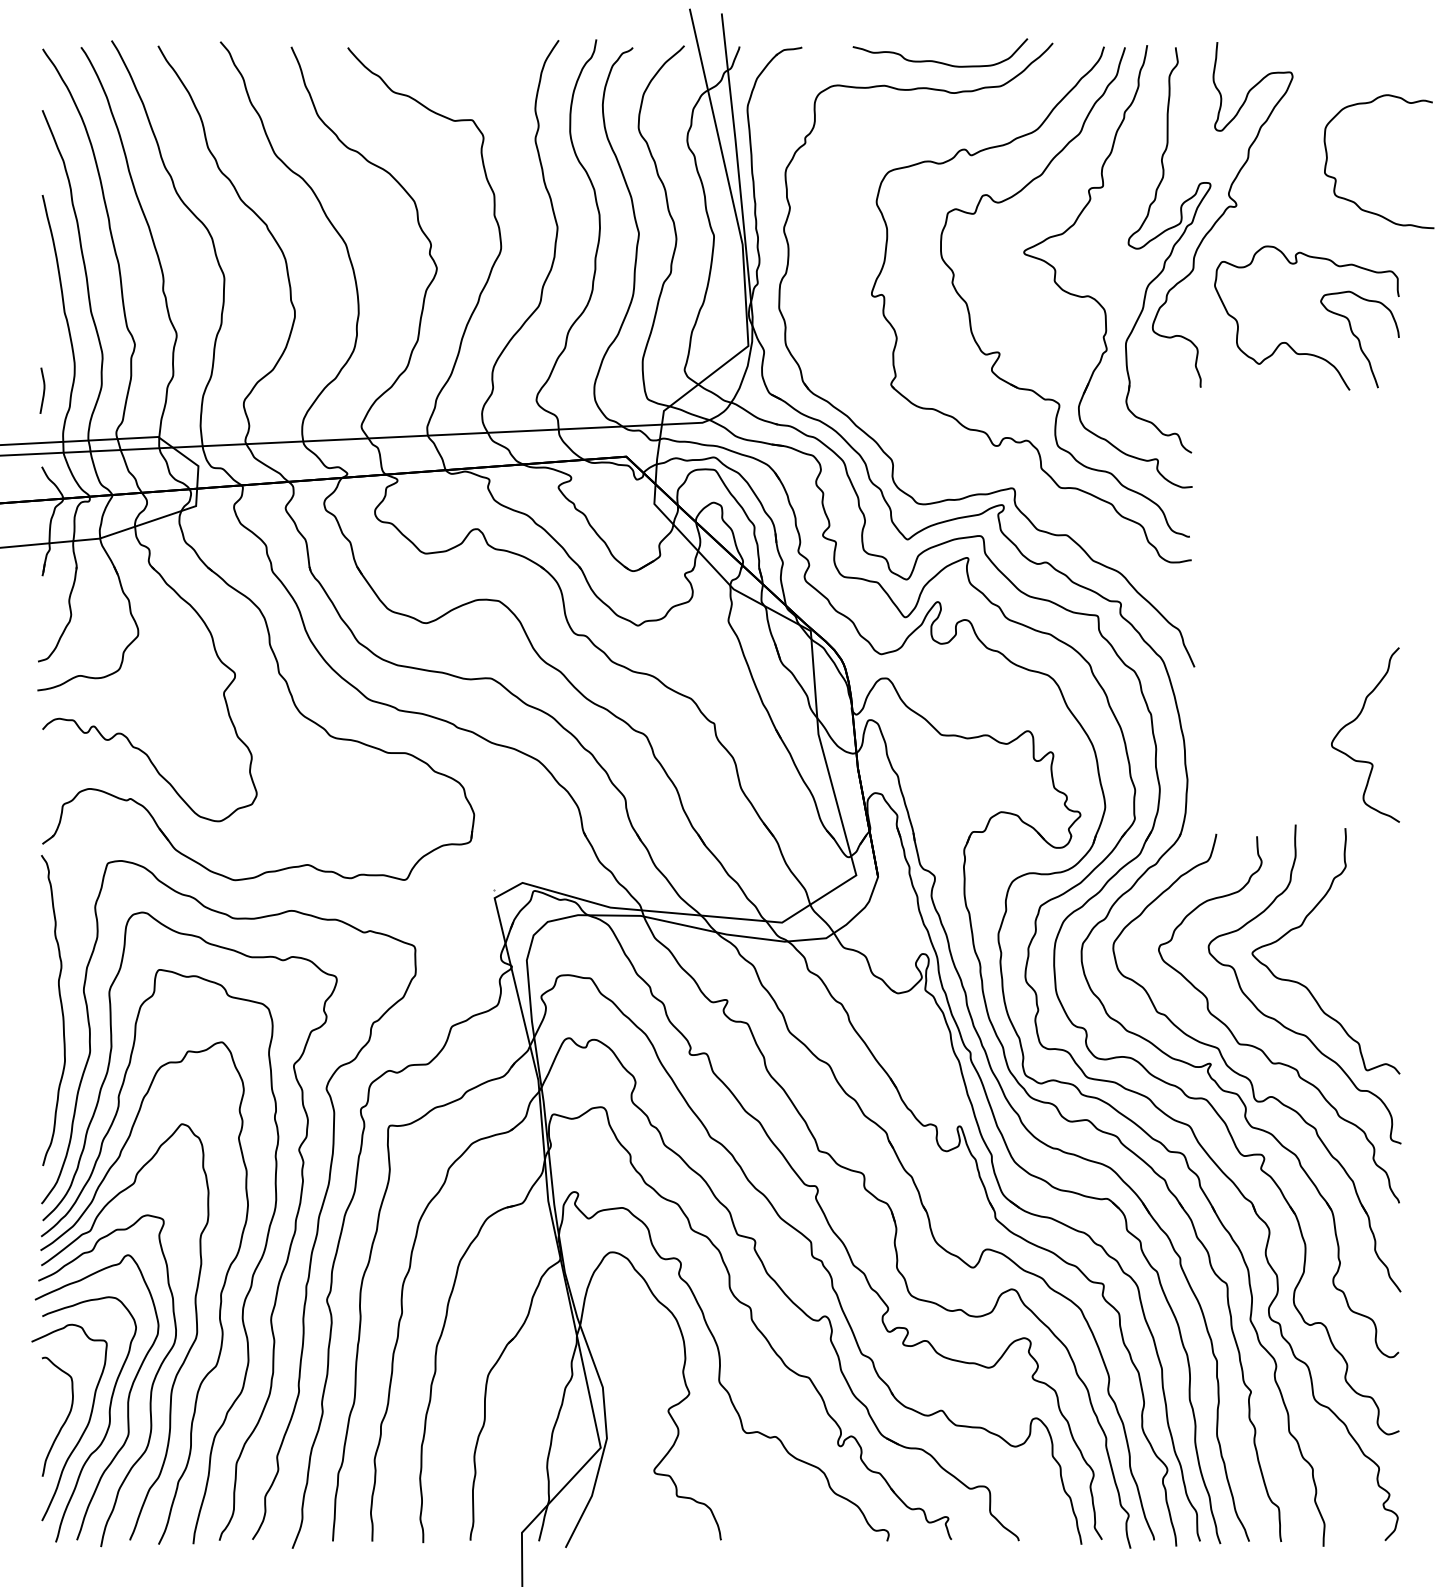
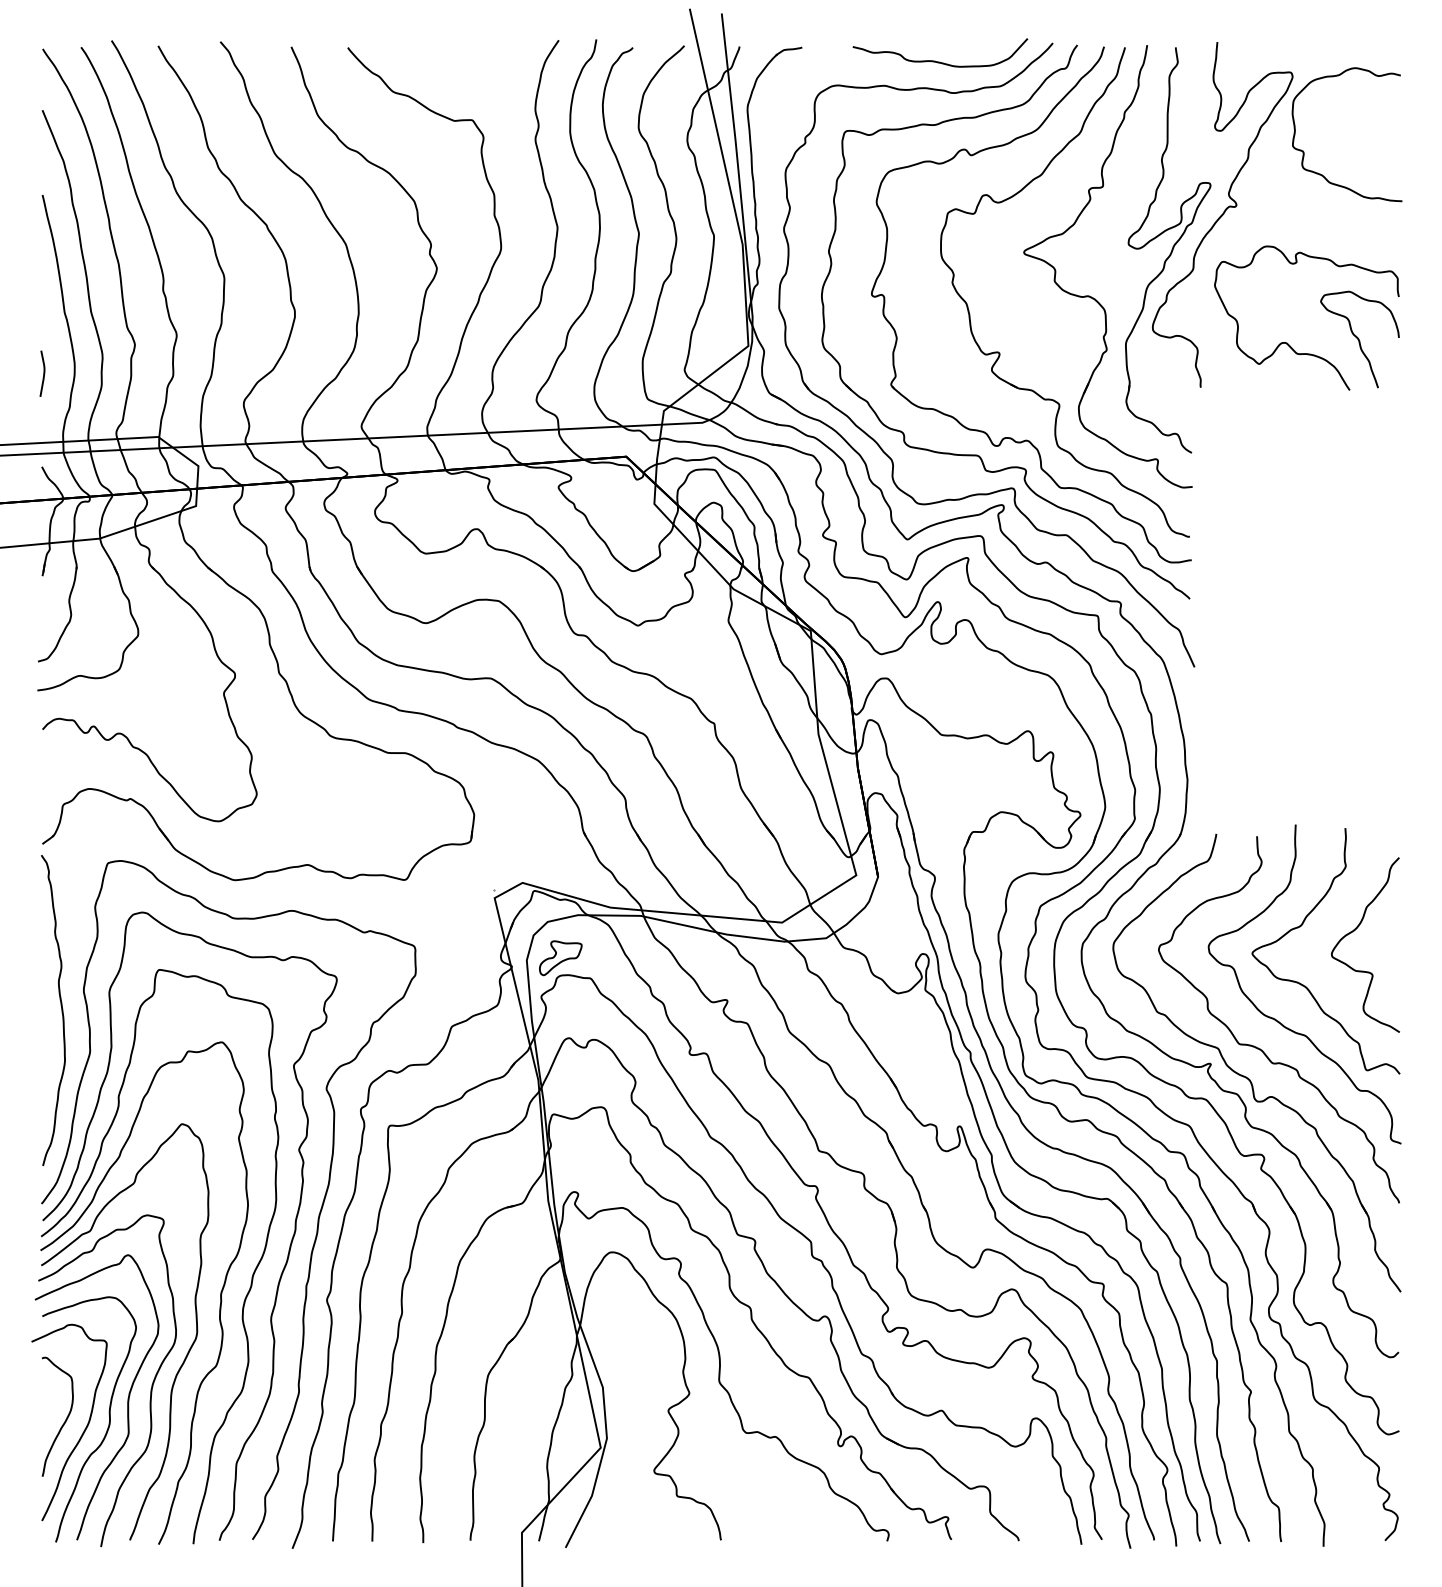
curve position: (1336, 178) -> (1304, 151) (1304, 151)
curve position: (43, 390) -> (43, 373) (43, 373)
part: none -> present (977, 454)
curve position: (1354, 721) -> (1354, 931) (1354, 931)
part: none -> present (560, 958)
